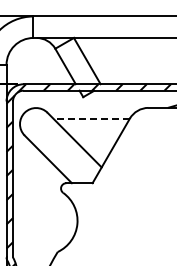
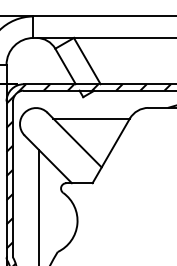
line: dashed -> solid (91, 118)
line: none -> present (38, 205)
